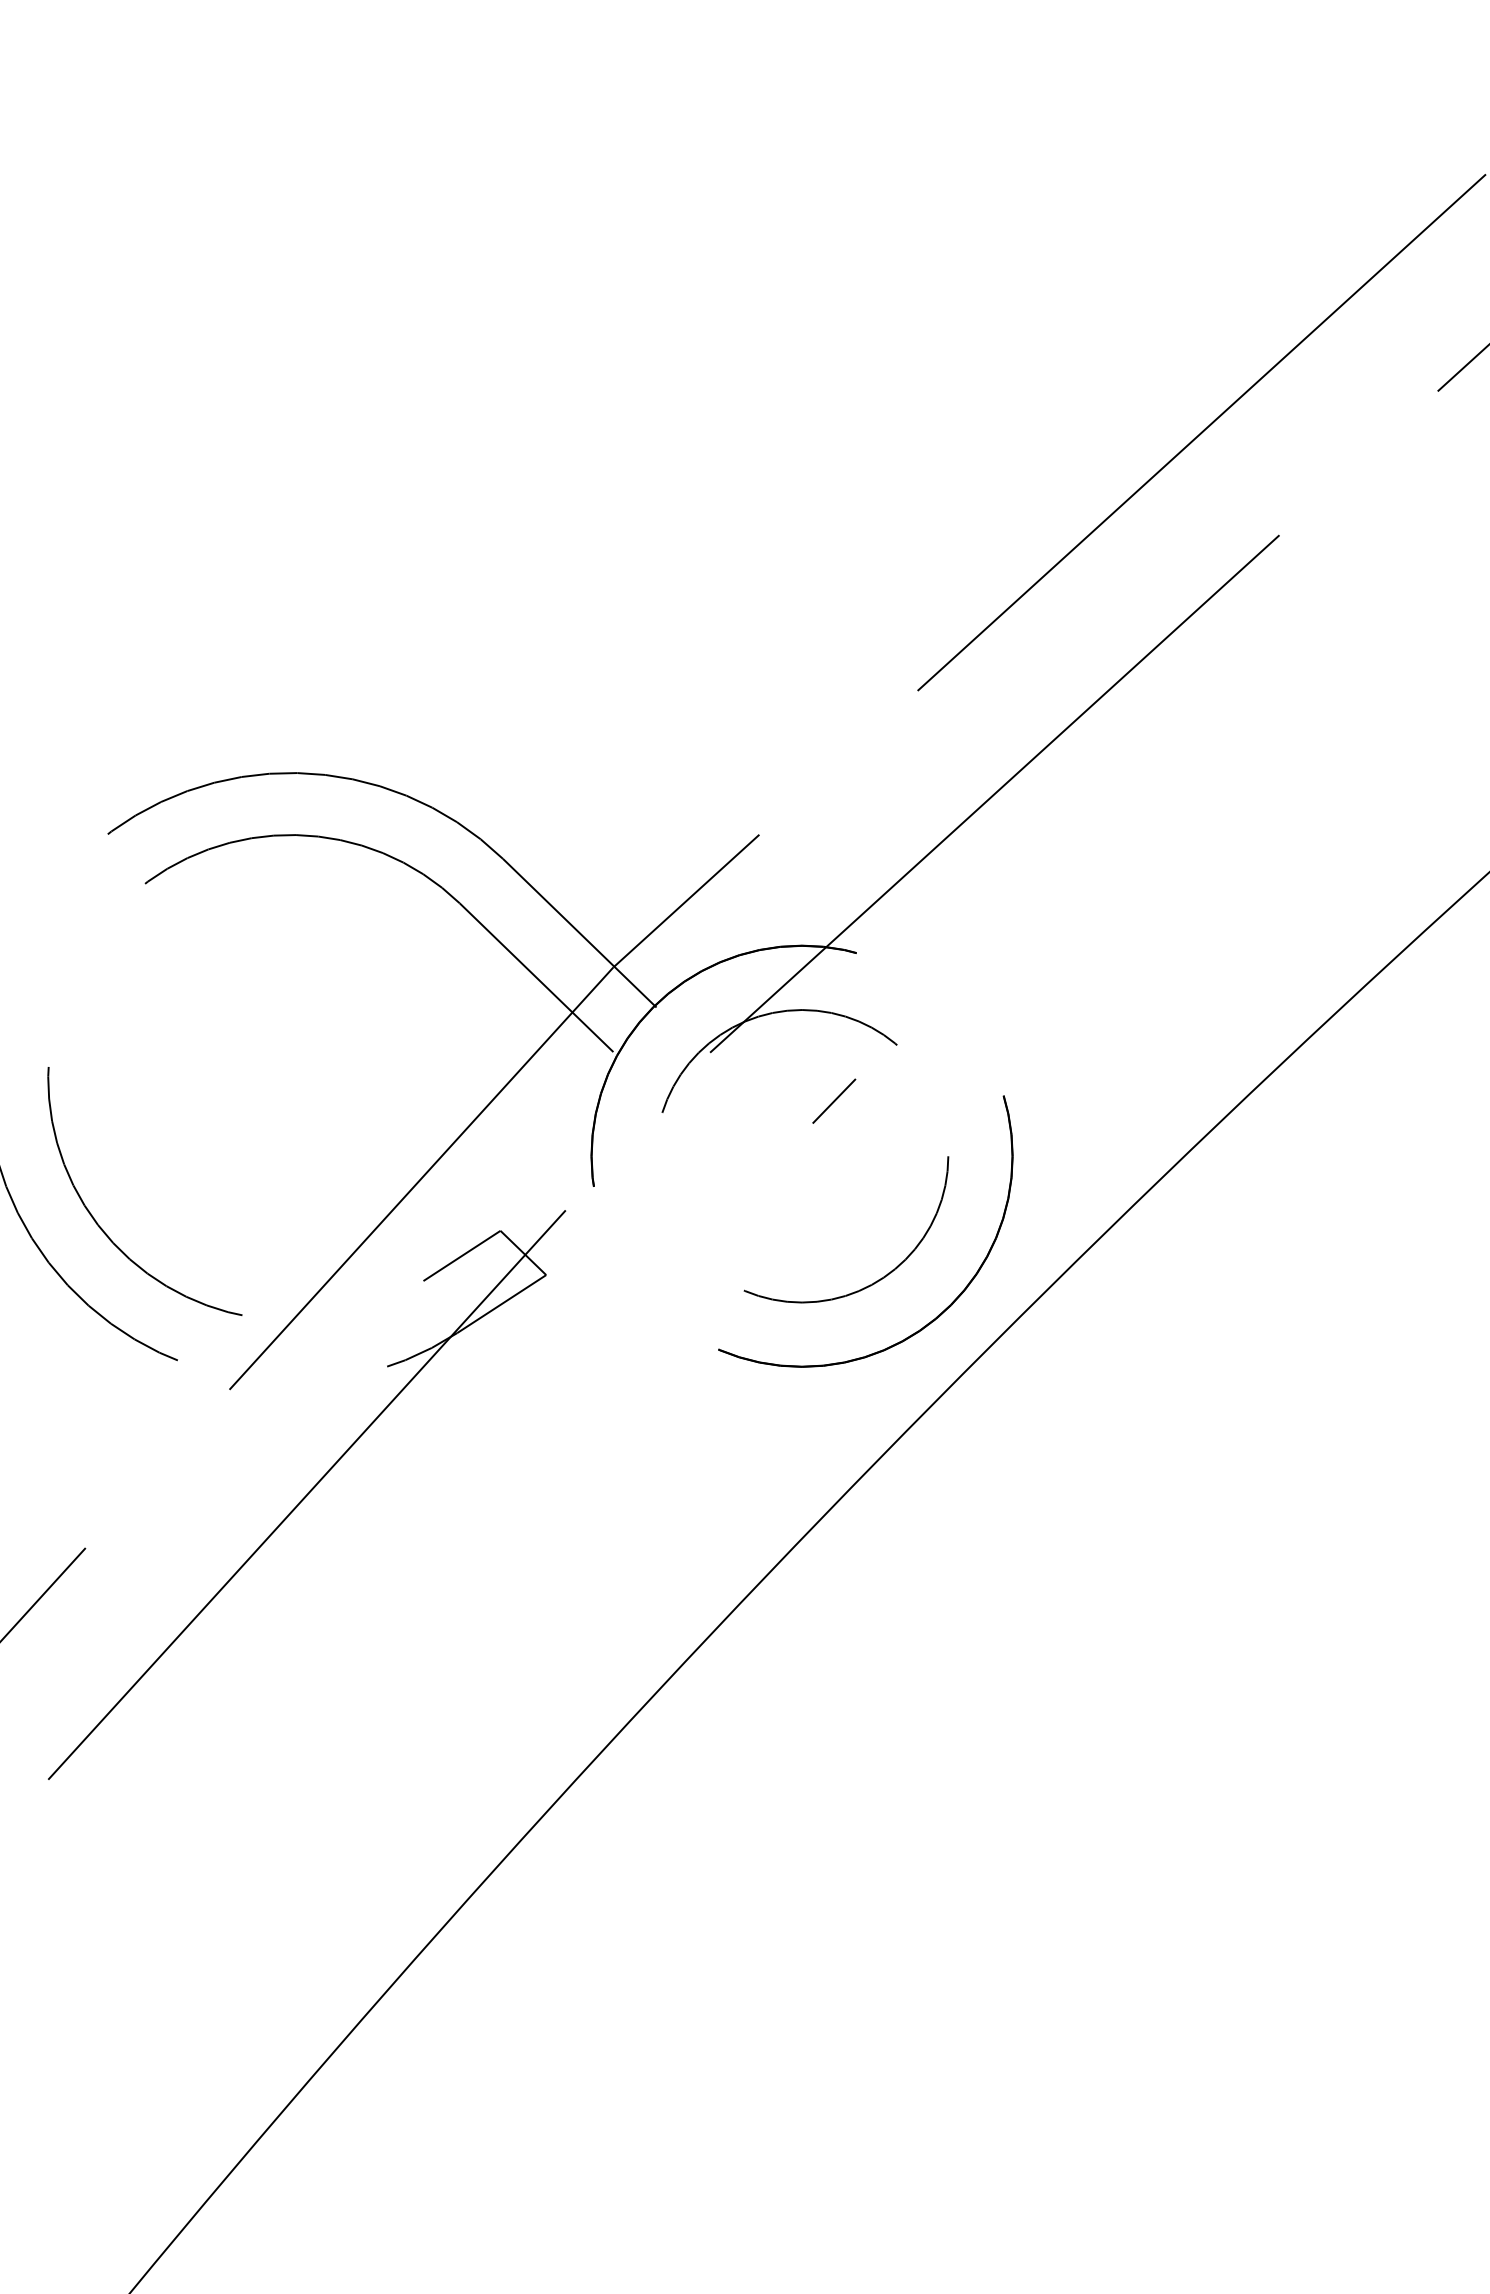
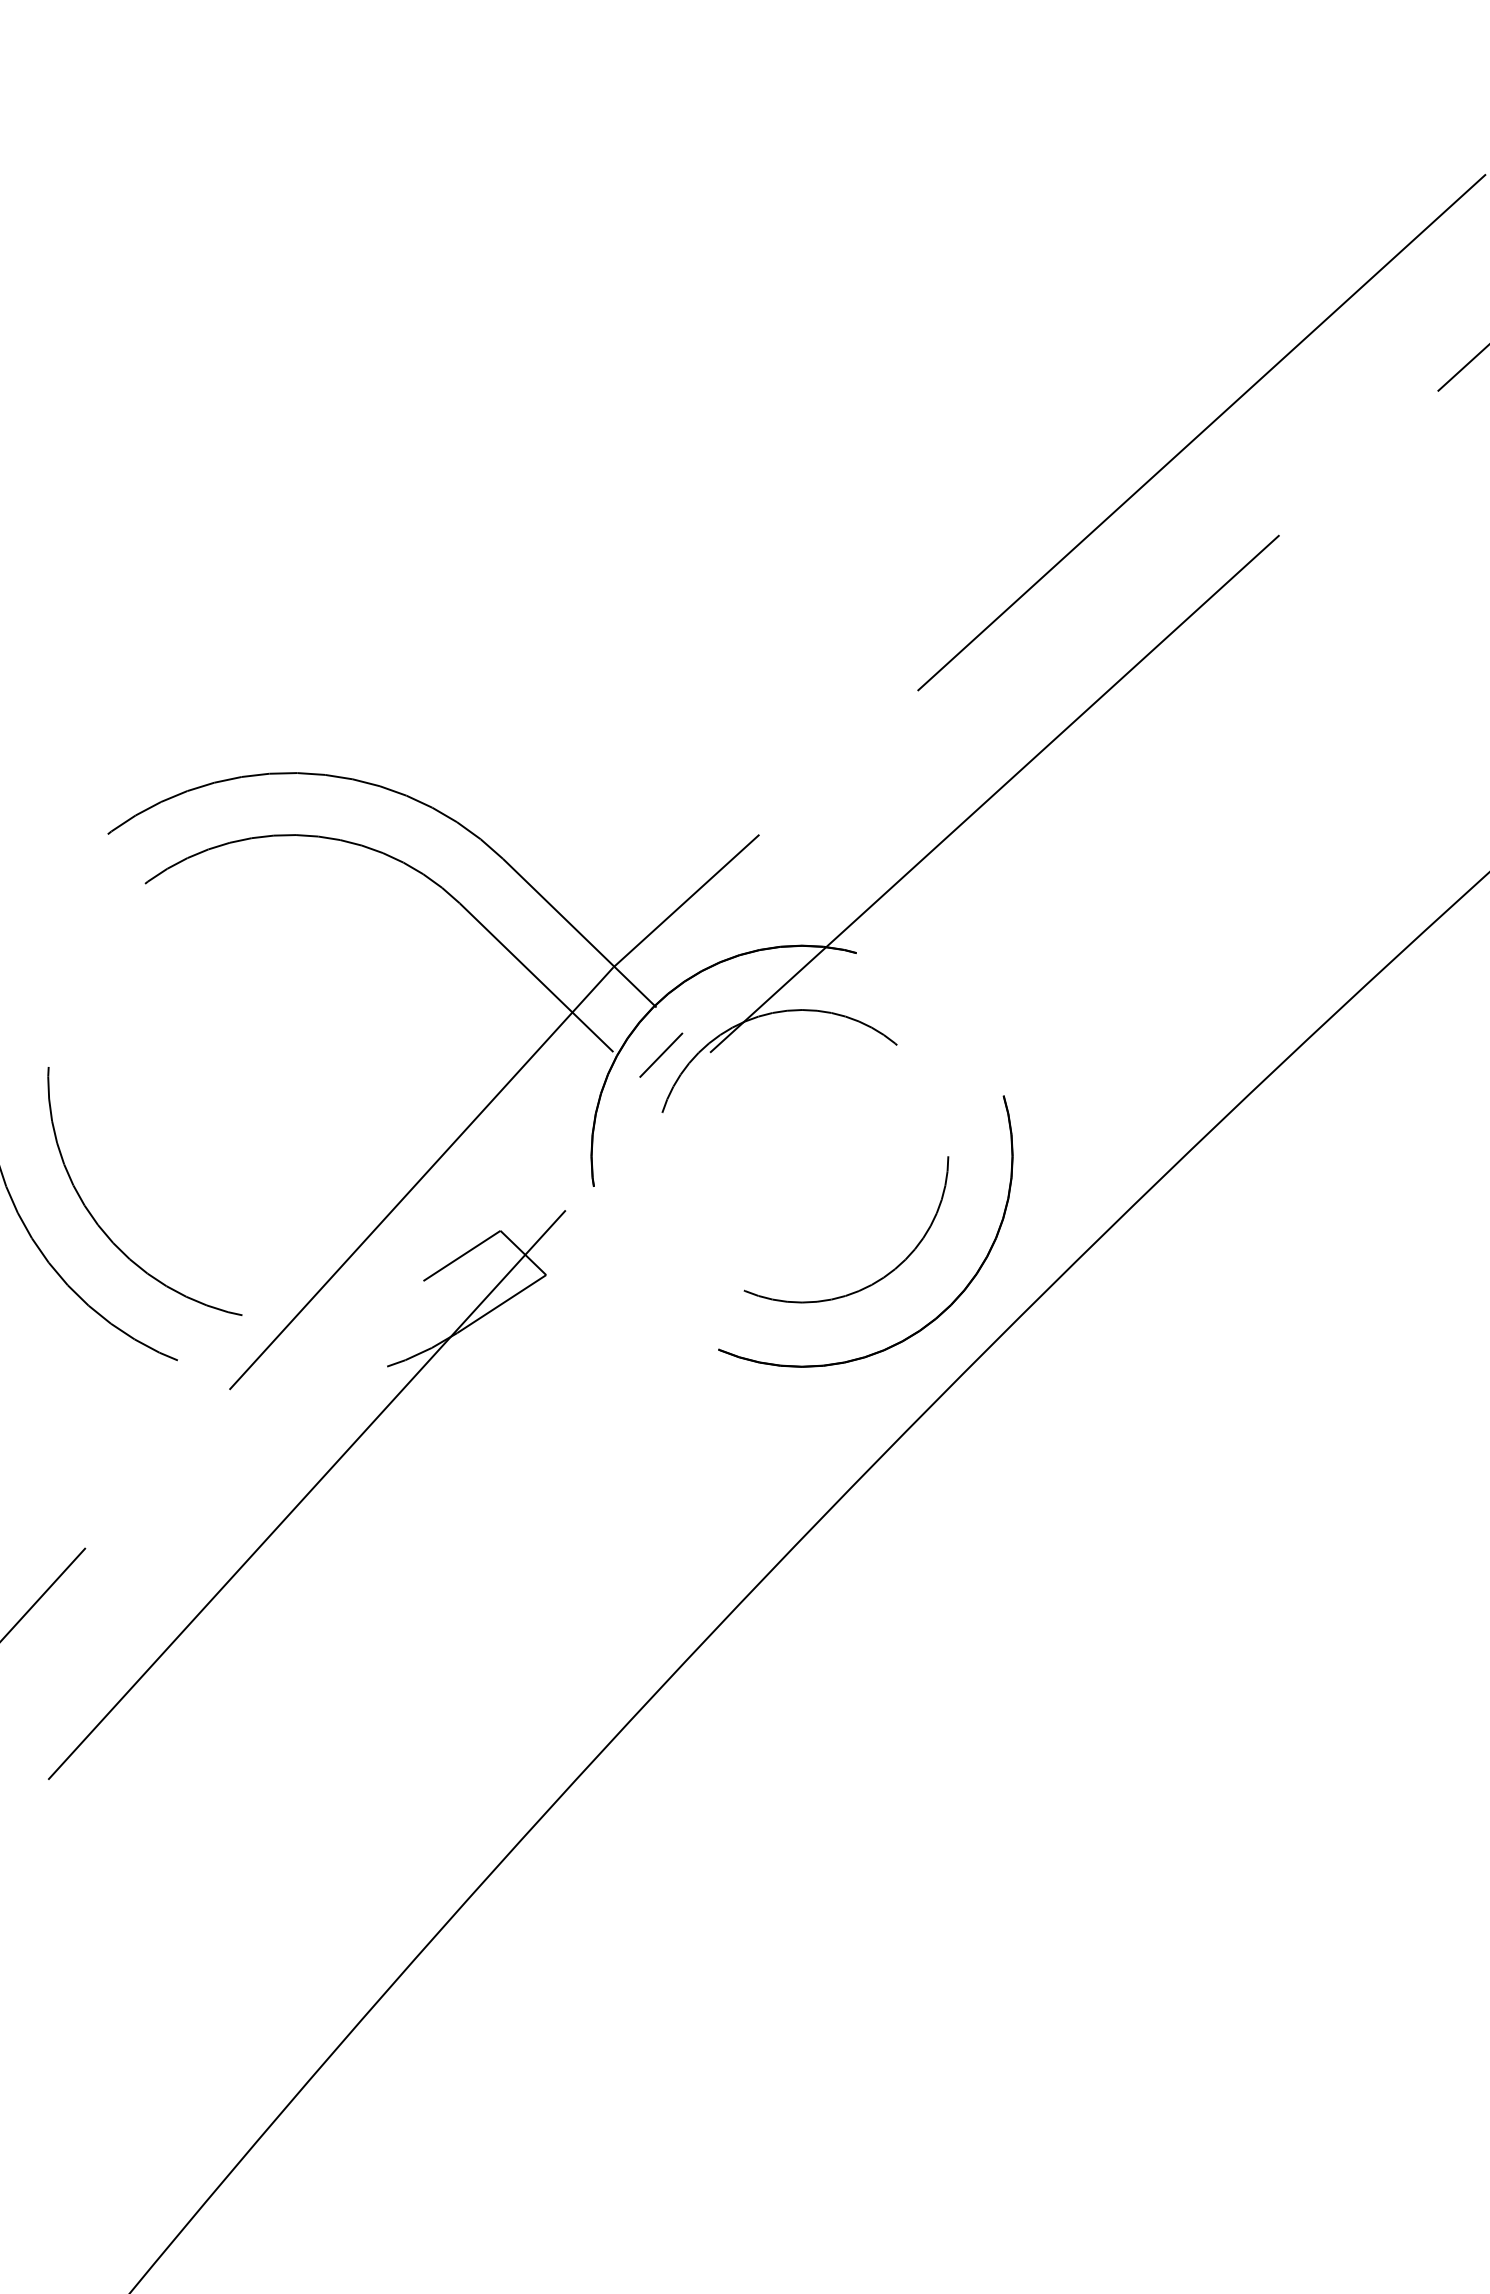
line position: (834, 1100) -> (661, 1054) (661, 1054)
